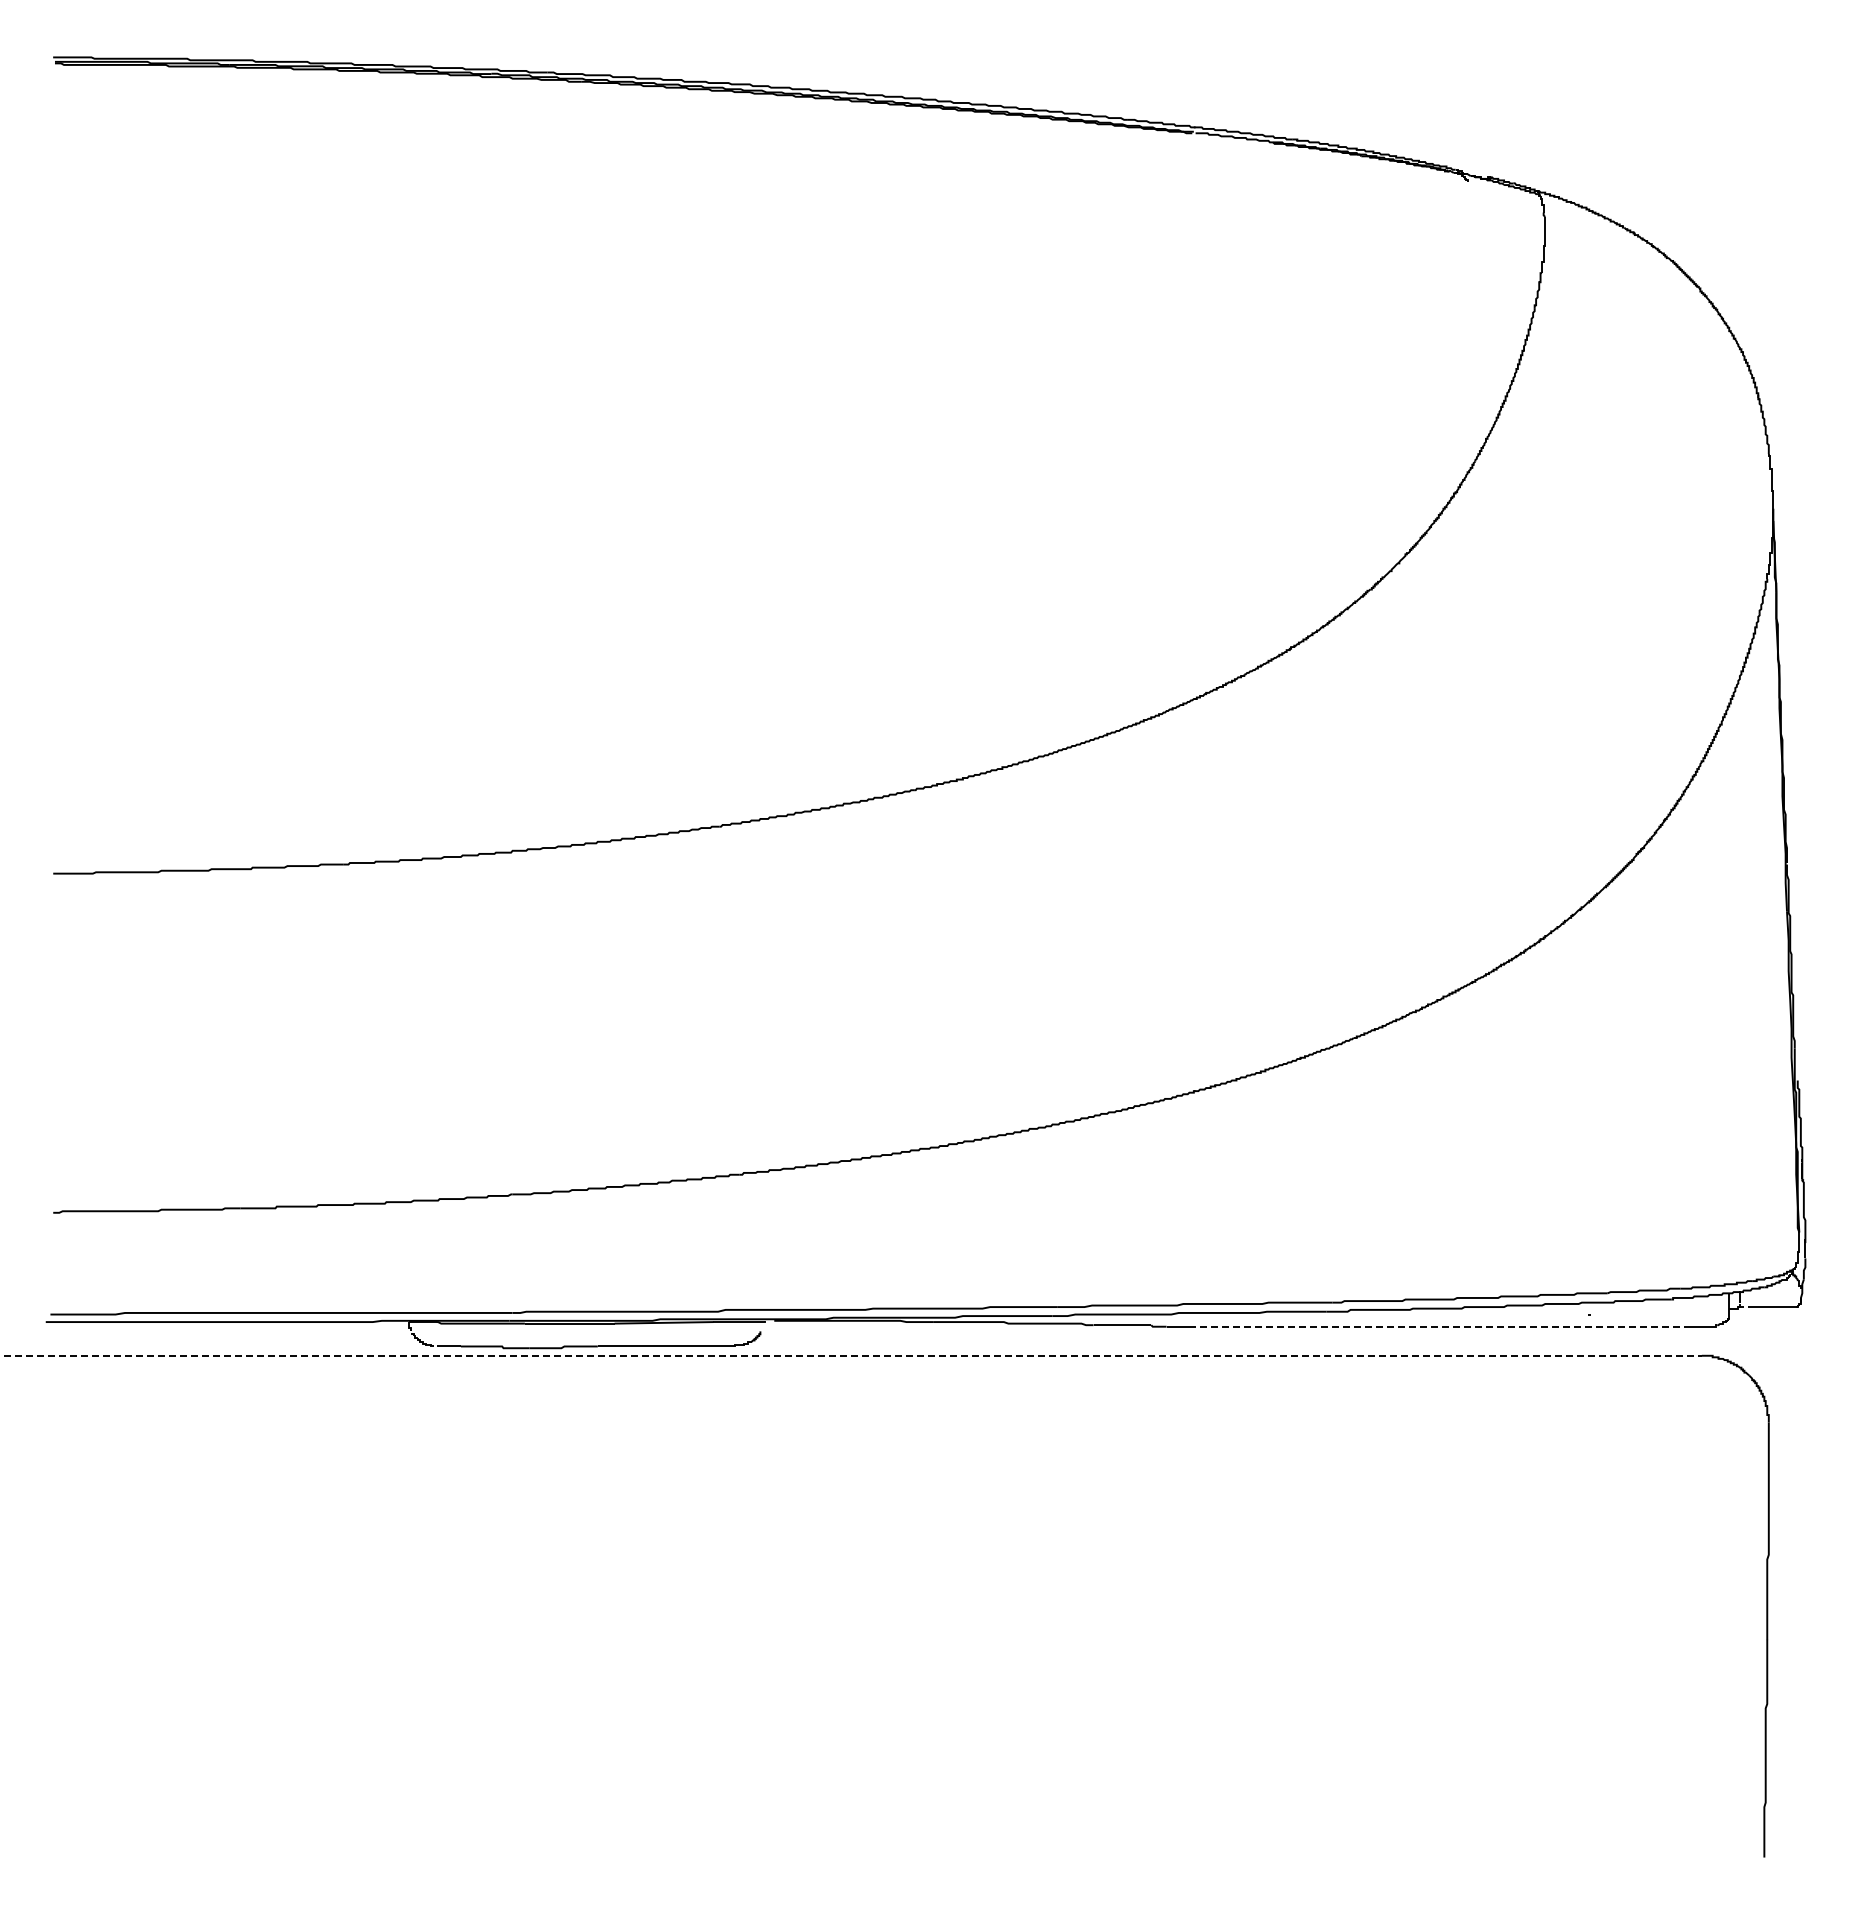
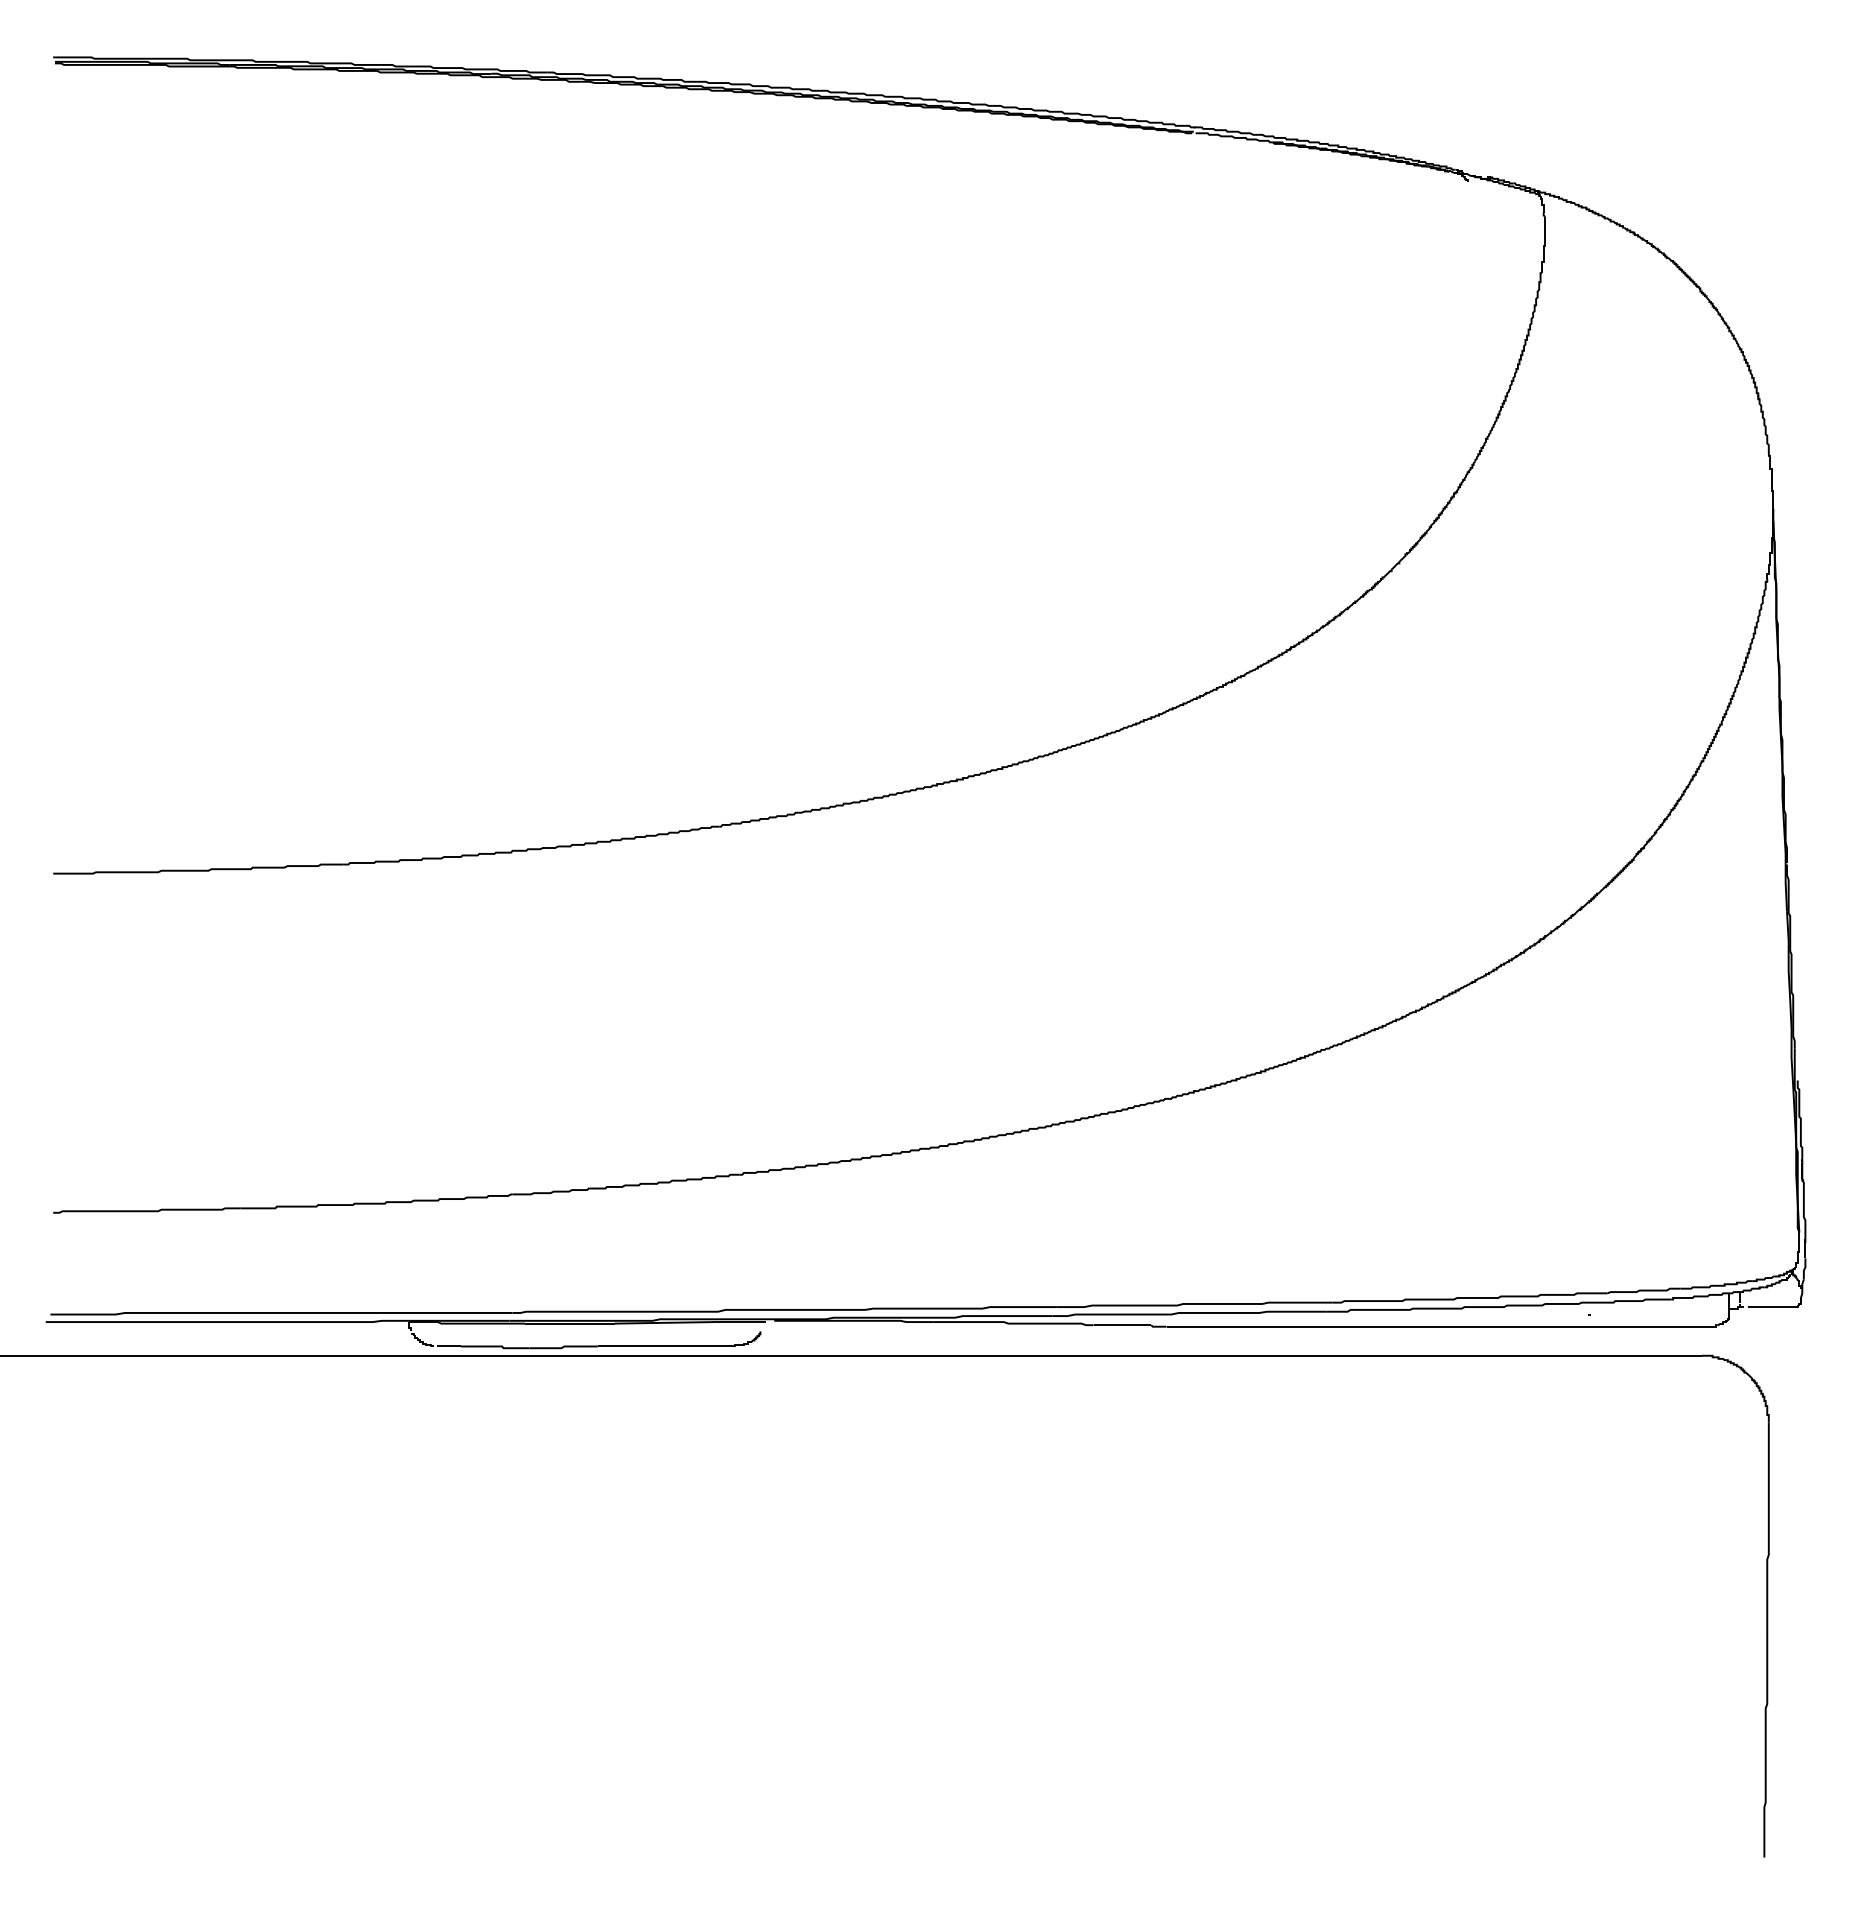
line: dashed -> solid (1437, 1326)
line: dashed -> solid (851, 1355)
